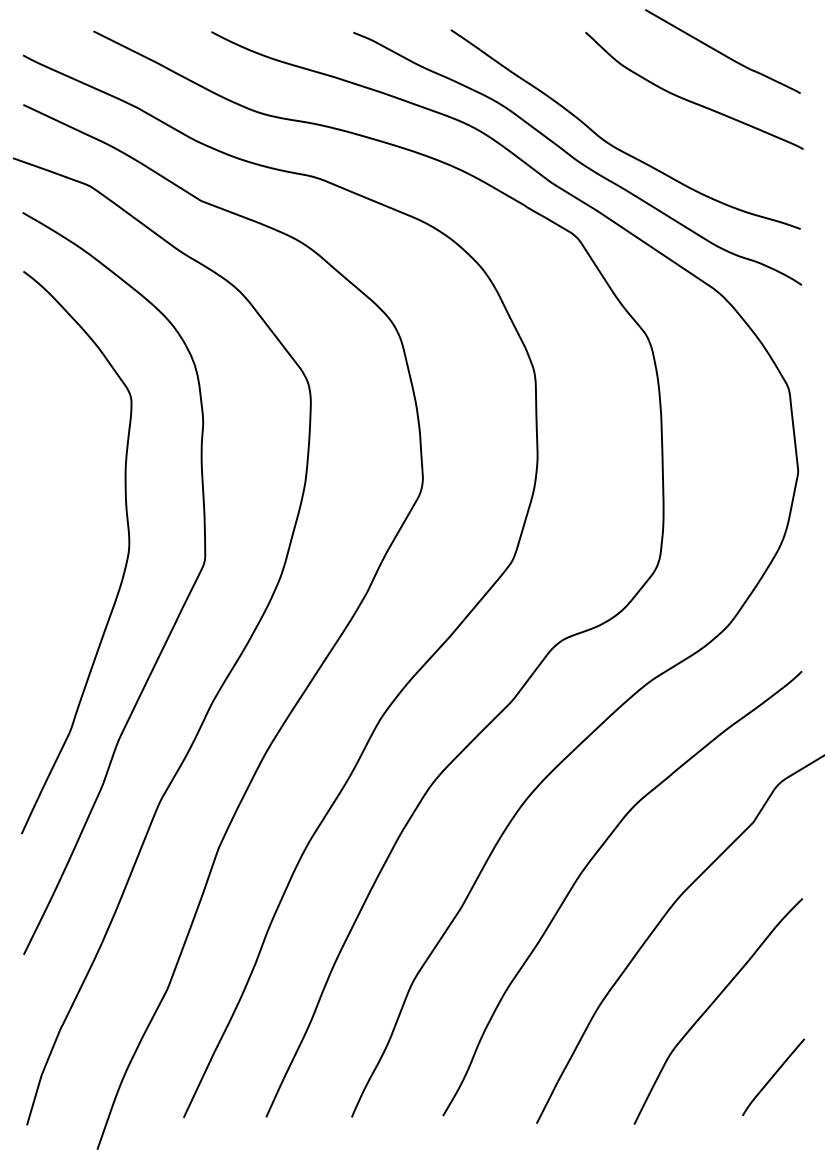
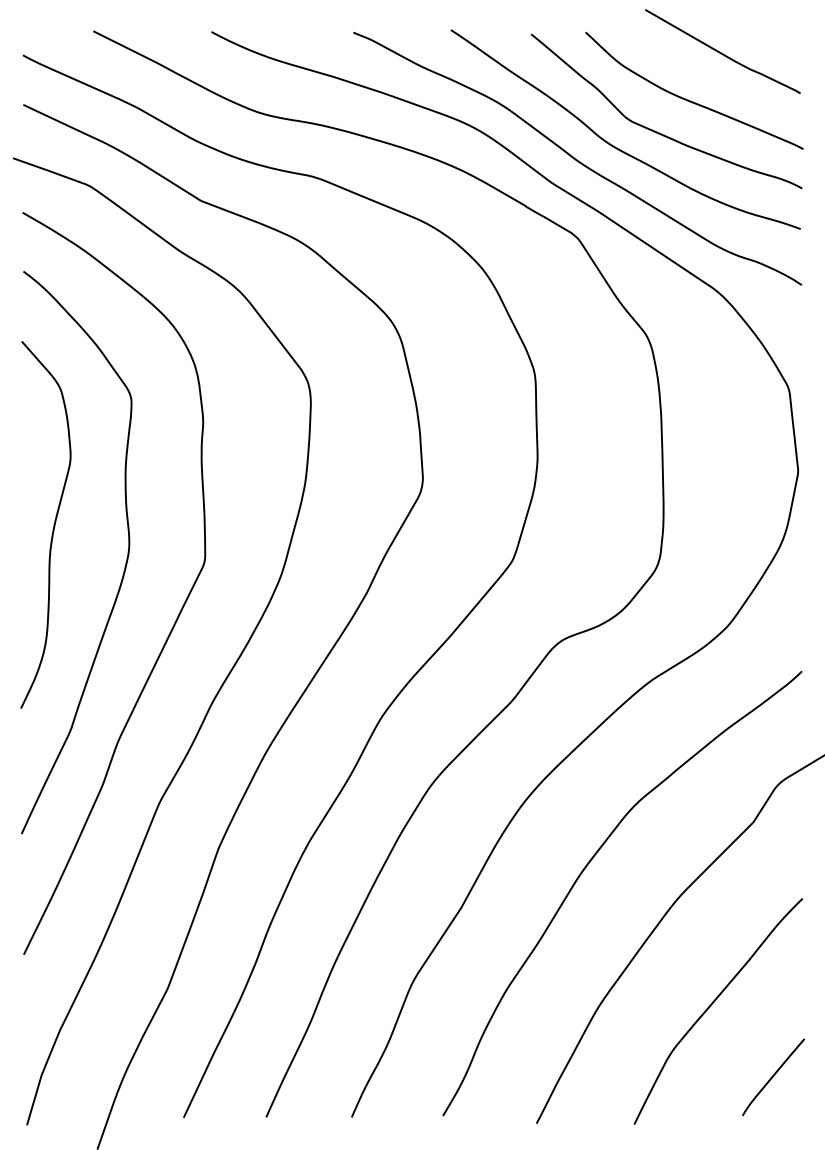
curve: none -> present (657, 131)
curve: none -> present (53, 524)
